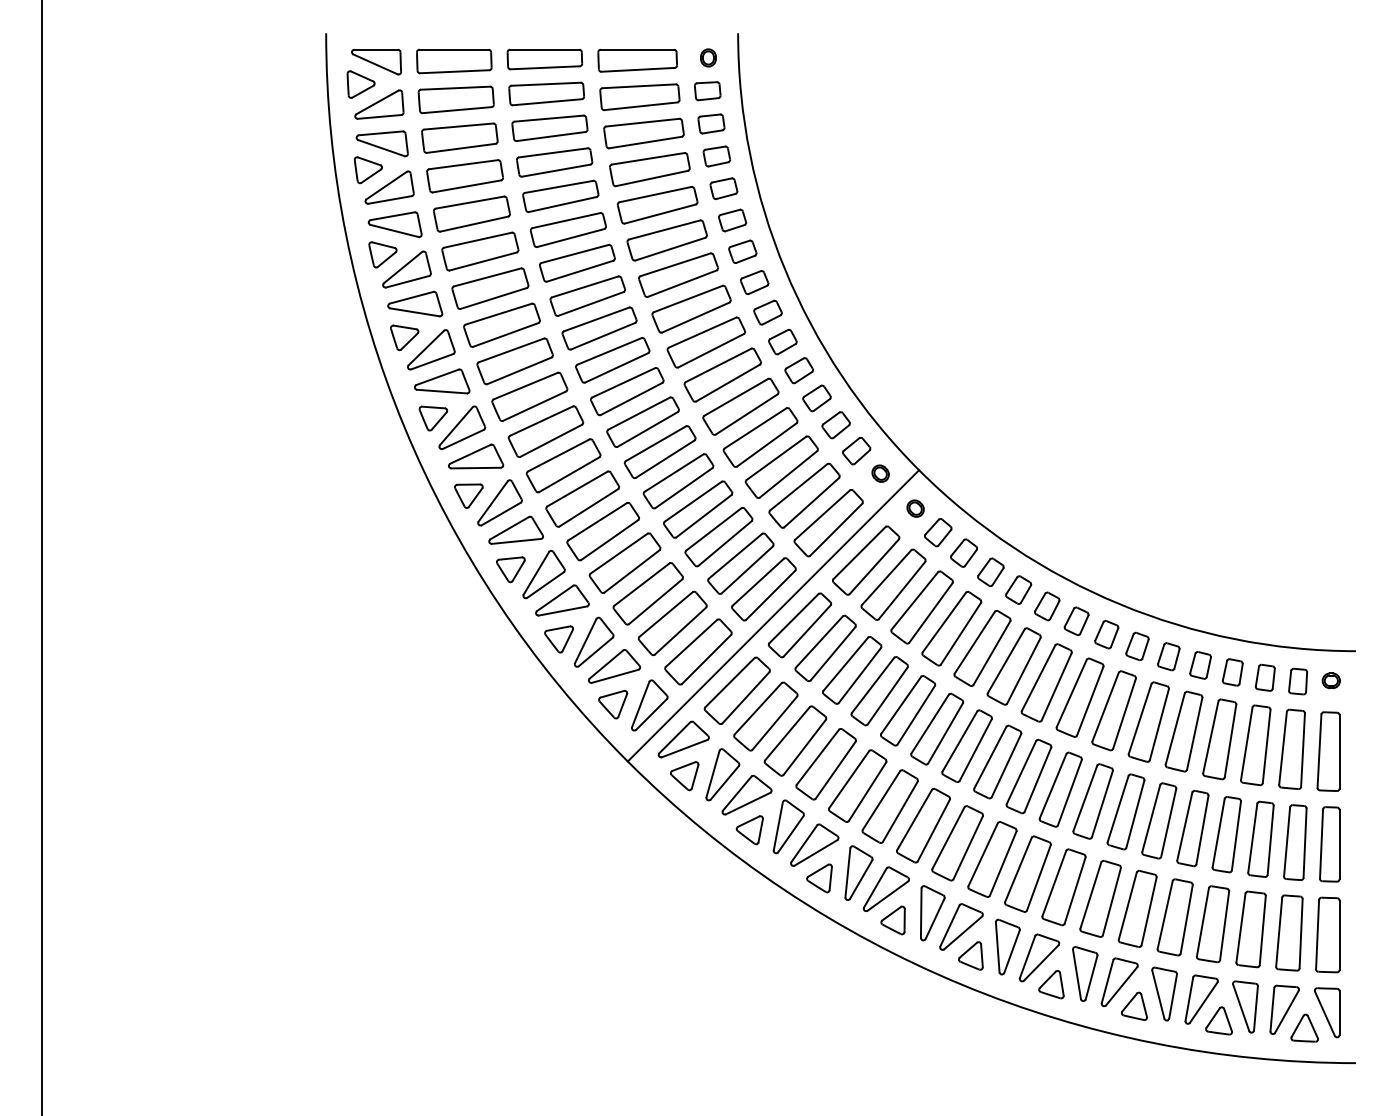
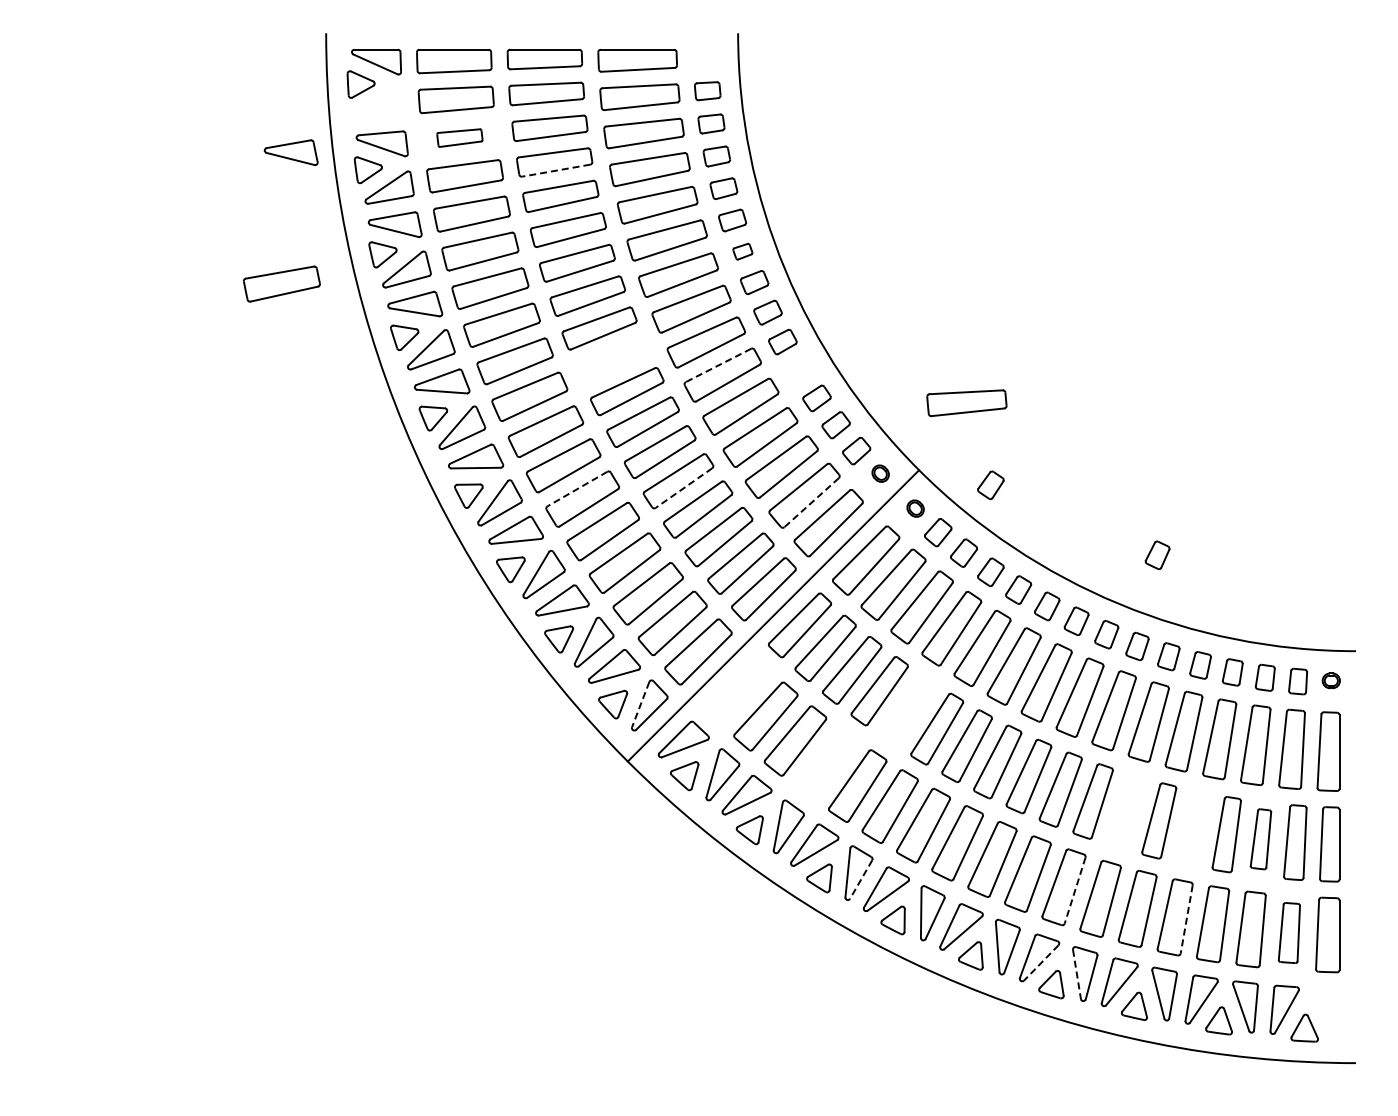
part: present -> none (708, 57)
part: present -> none (379, 104)
part size: 78x32 px -> 48x20 px (459, 137)
part: none -> present (290, 152)
line: solid -> dashed (556, 170)
part size: 30x25 px -> 22x19 px (742, 251)
part: none -> present (281, 283)
part: present -> none (612, 360)
line: solid -> dashed (718, 365)
part: present -> none (798, 370)
part: none -> present (966, 403)
part: none -> present (990, 485)
line: solid -> dashed (684, 488)
line: solid -> dashed (577, 489)
line: solid -> dashed (811, 502)
part: none -> present (1157, 554)
line: present -> none (41, 557)
part: present -> none (736, 690)
line: solid -> dashed (640, 705)
part: present -> none (908, 710)
part: present -> none (825, 764)
part: present -> none (1125, 811)
part: present -> none (1192, 828)
part size: 28x78 px -> 24x63 px (1260, 839)
line: solid -> dashed (860, 880)
line: solid -> dashed (1075, 890)
line: solid -> dashed (1186, 919)
part size: 29x78 px -> 24x62 px (1288, 932)
line: solid -> dashed (1041, 962)
line: solid -> dashed (1076, 974)
part: present -> none (1326, 1012)
